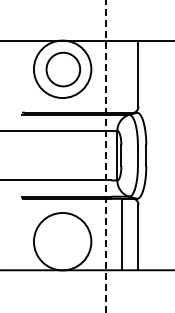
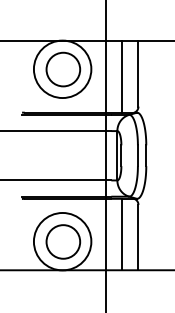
line: none -> present (122, 76)
line: dashed -> solid (106, 156)
circle: none -> present (63, 241)
